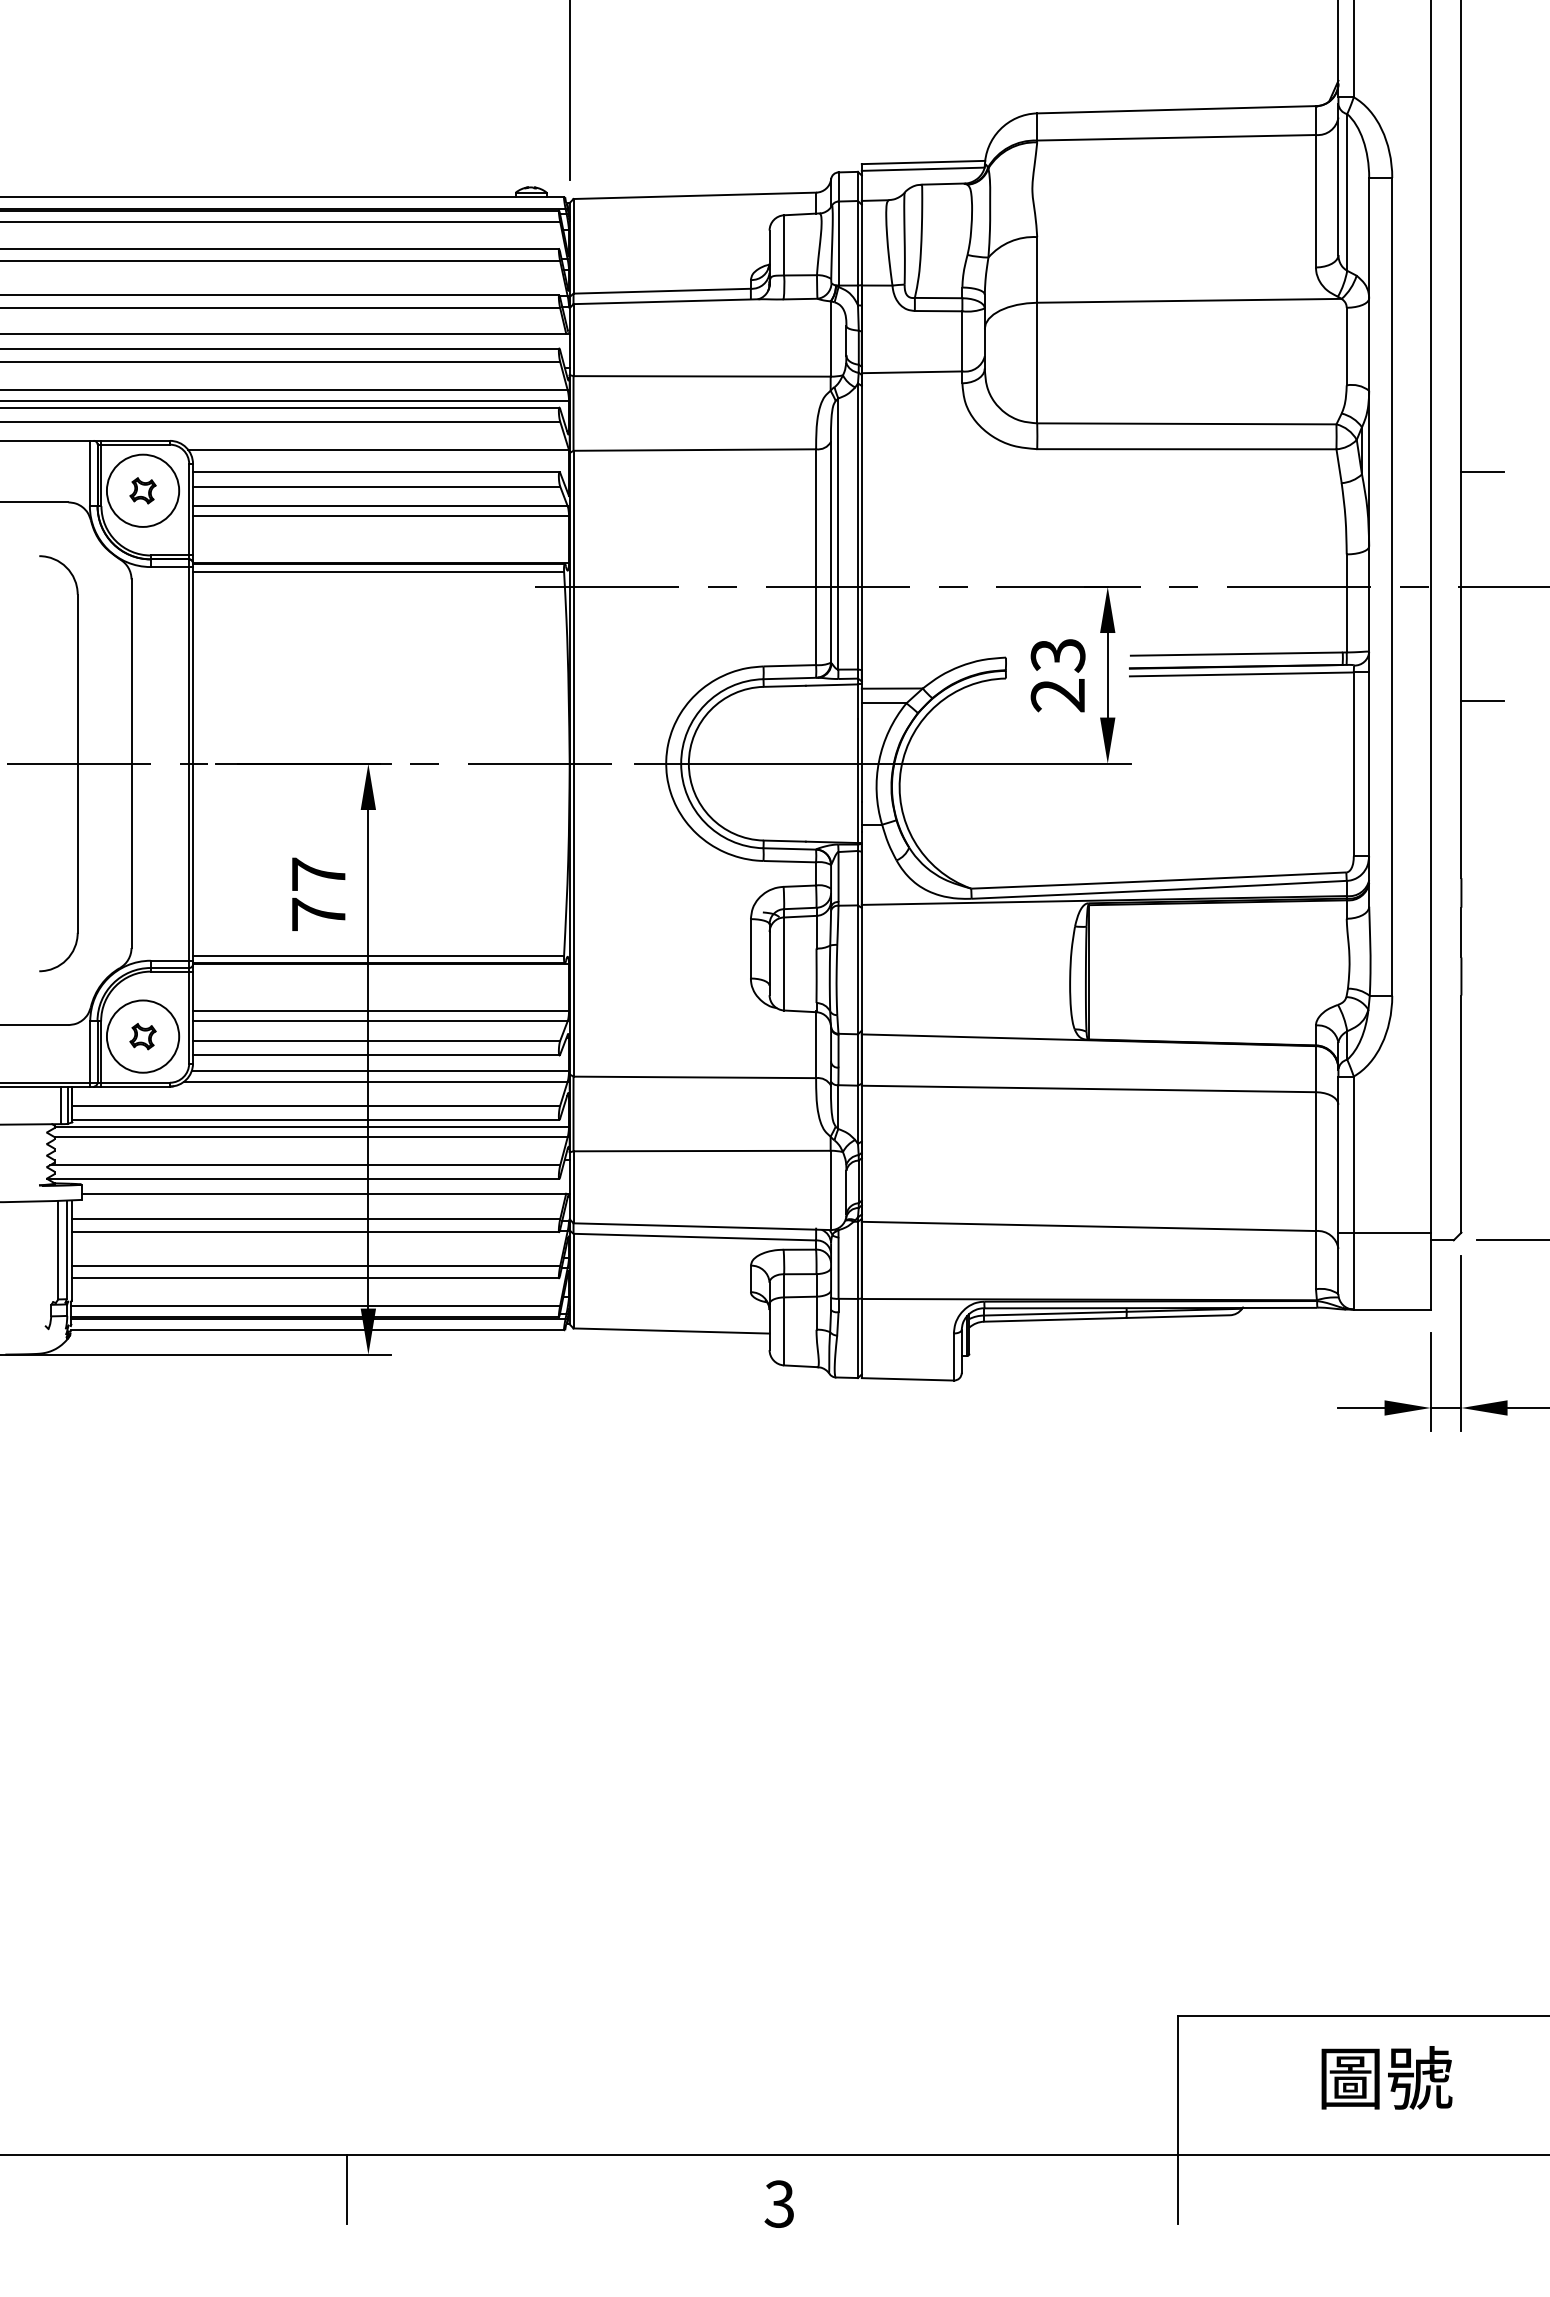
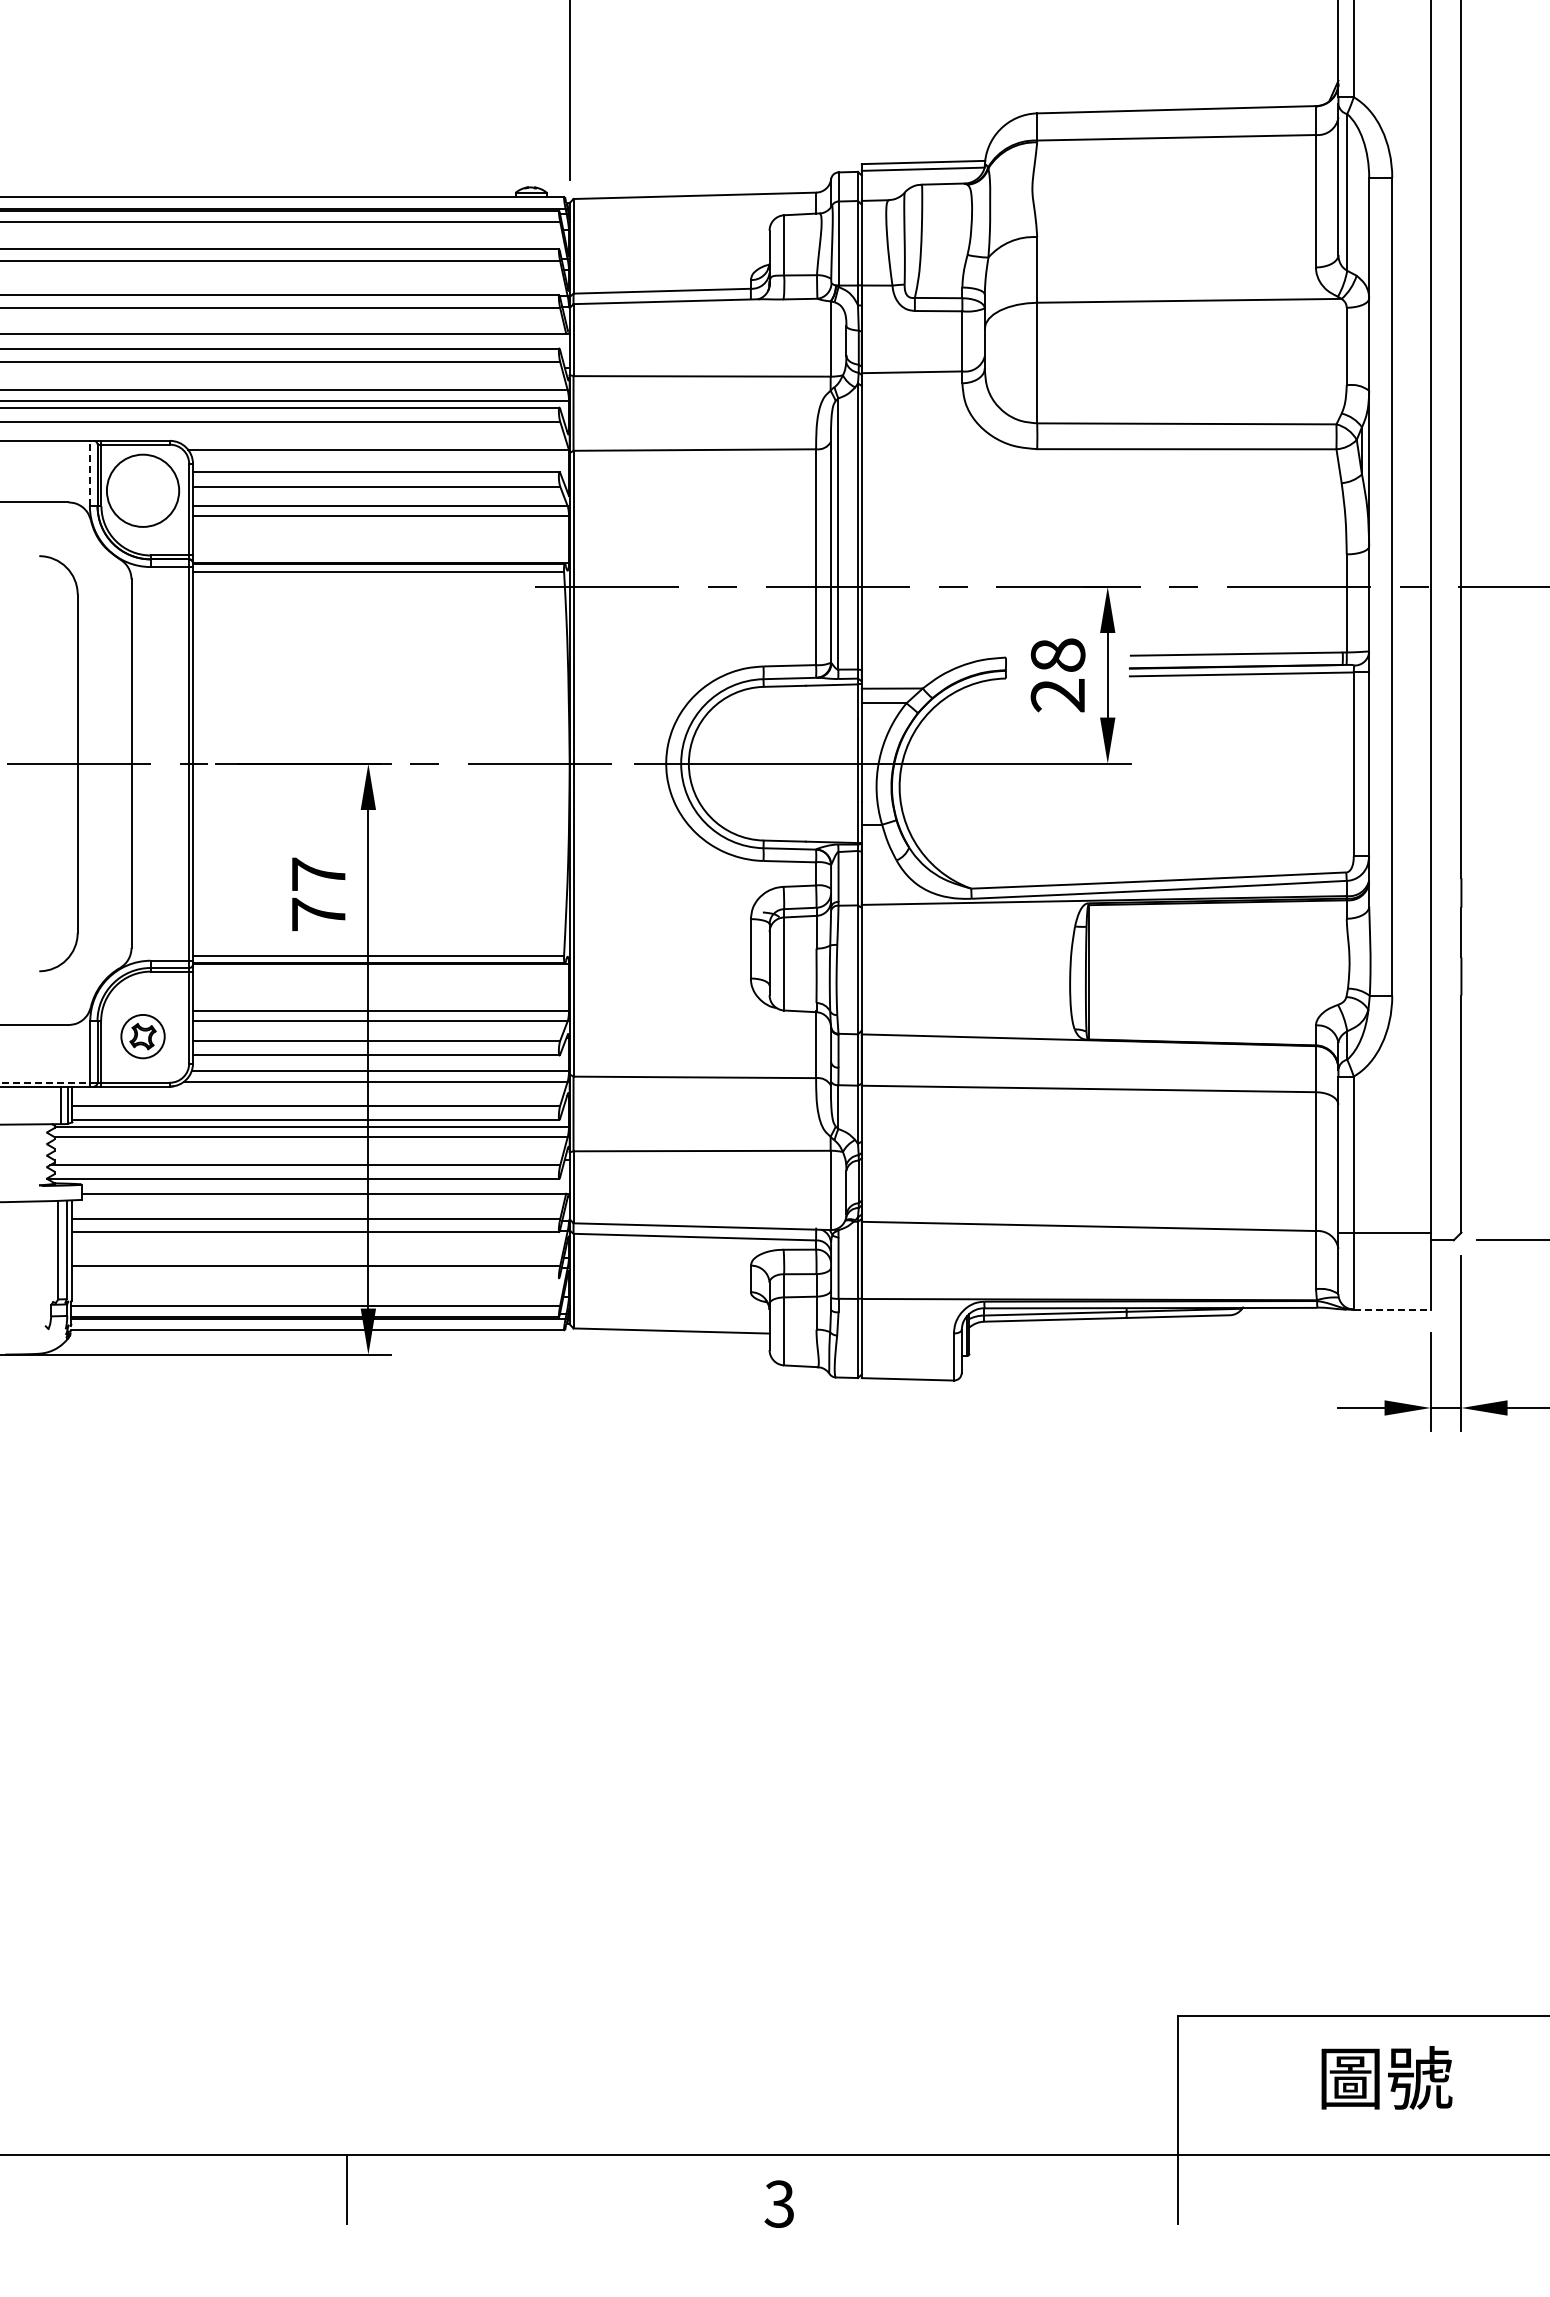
line: present -> none (1482, 472)
line: solid -> dashed (89, 473)
part: present -> none (142, 490)
text: 23 -> 28 (1057, 655)
line: present -> none (1482, 701)
circle diameter: 72 px -> 43 px (142, 1036)
line: solid -> dashed (45, 1082)
line: present -> none (315, 1278)
line: solid -> dashed (1392, 1309)
